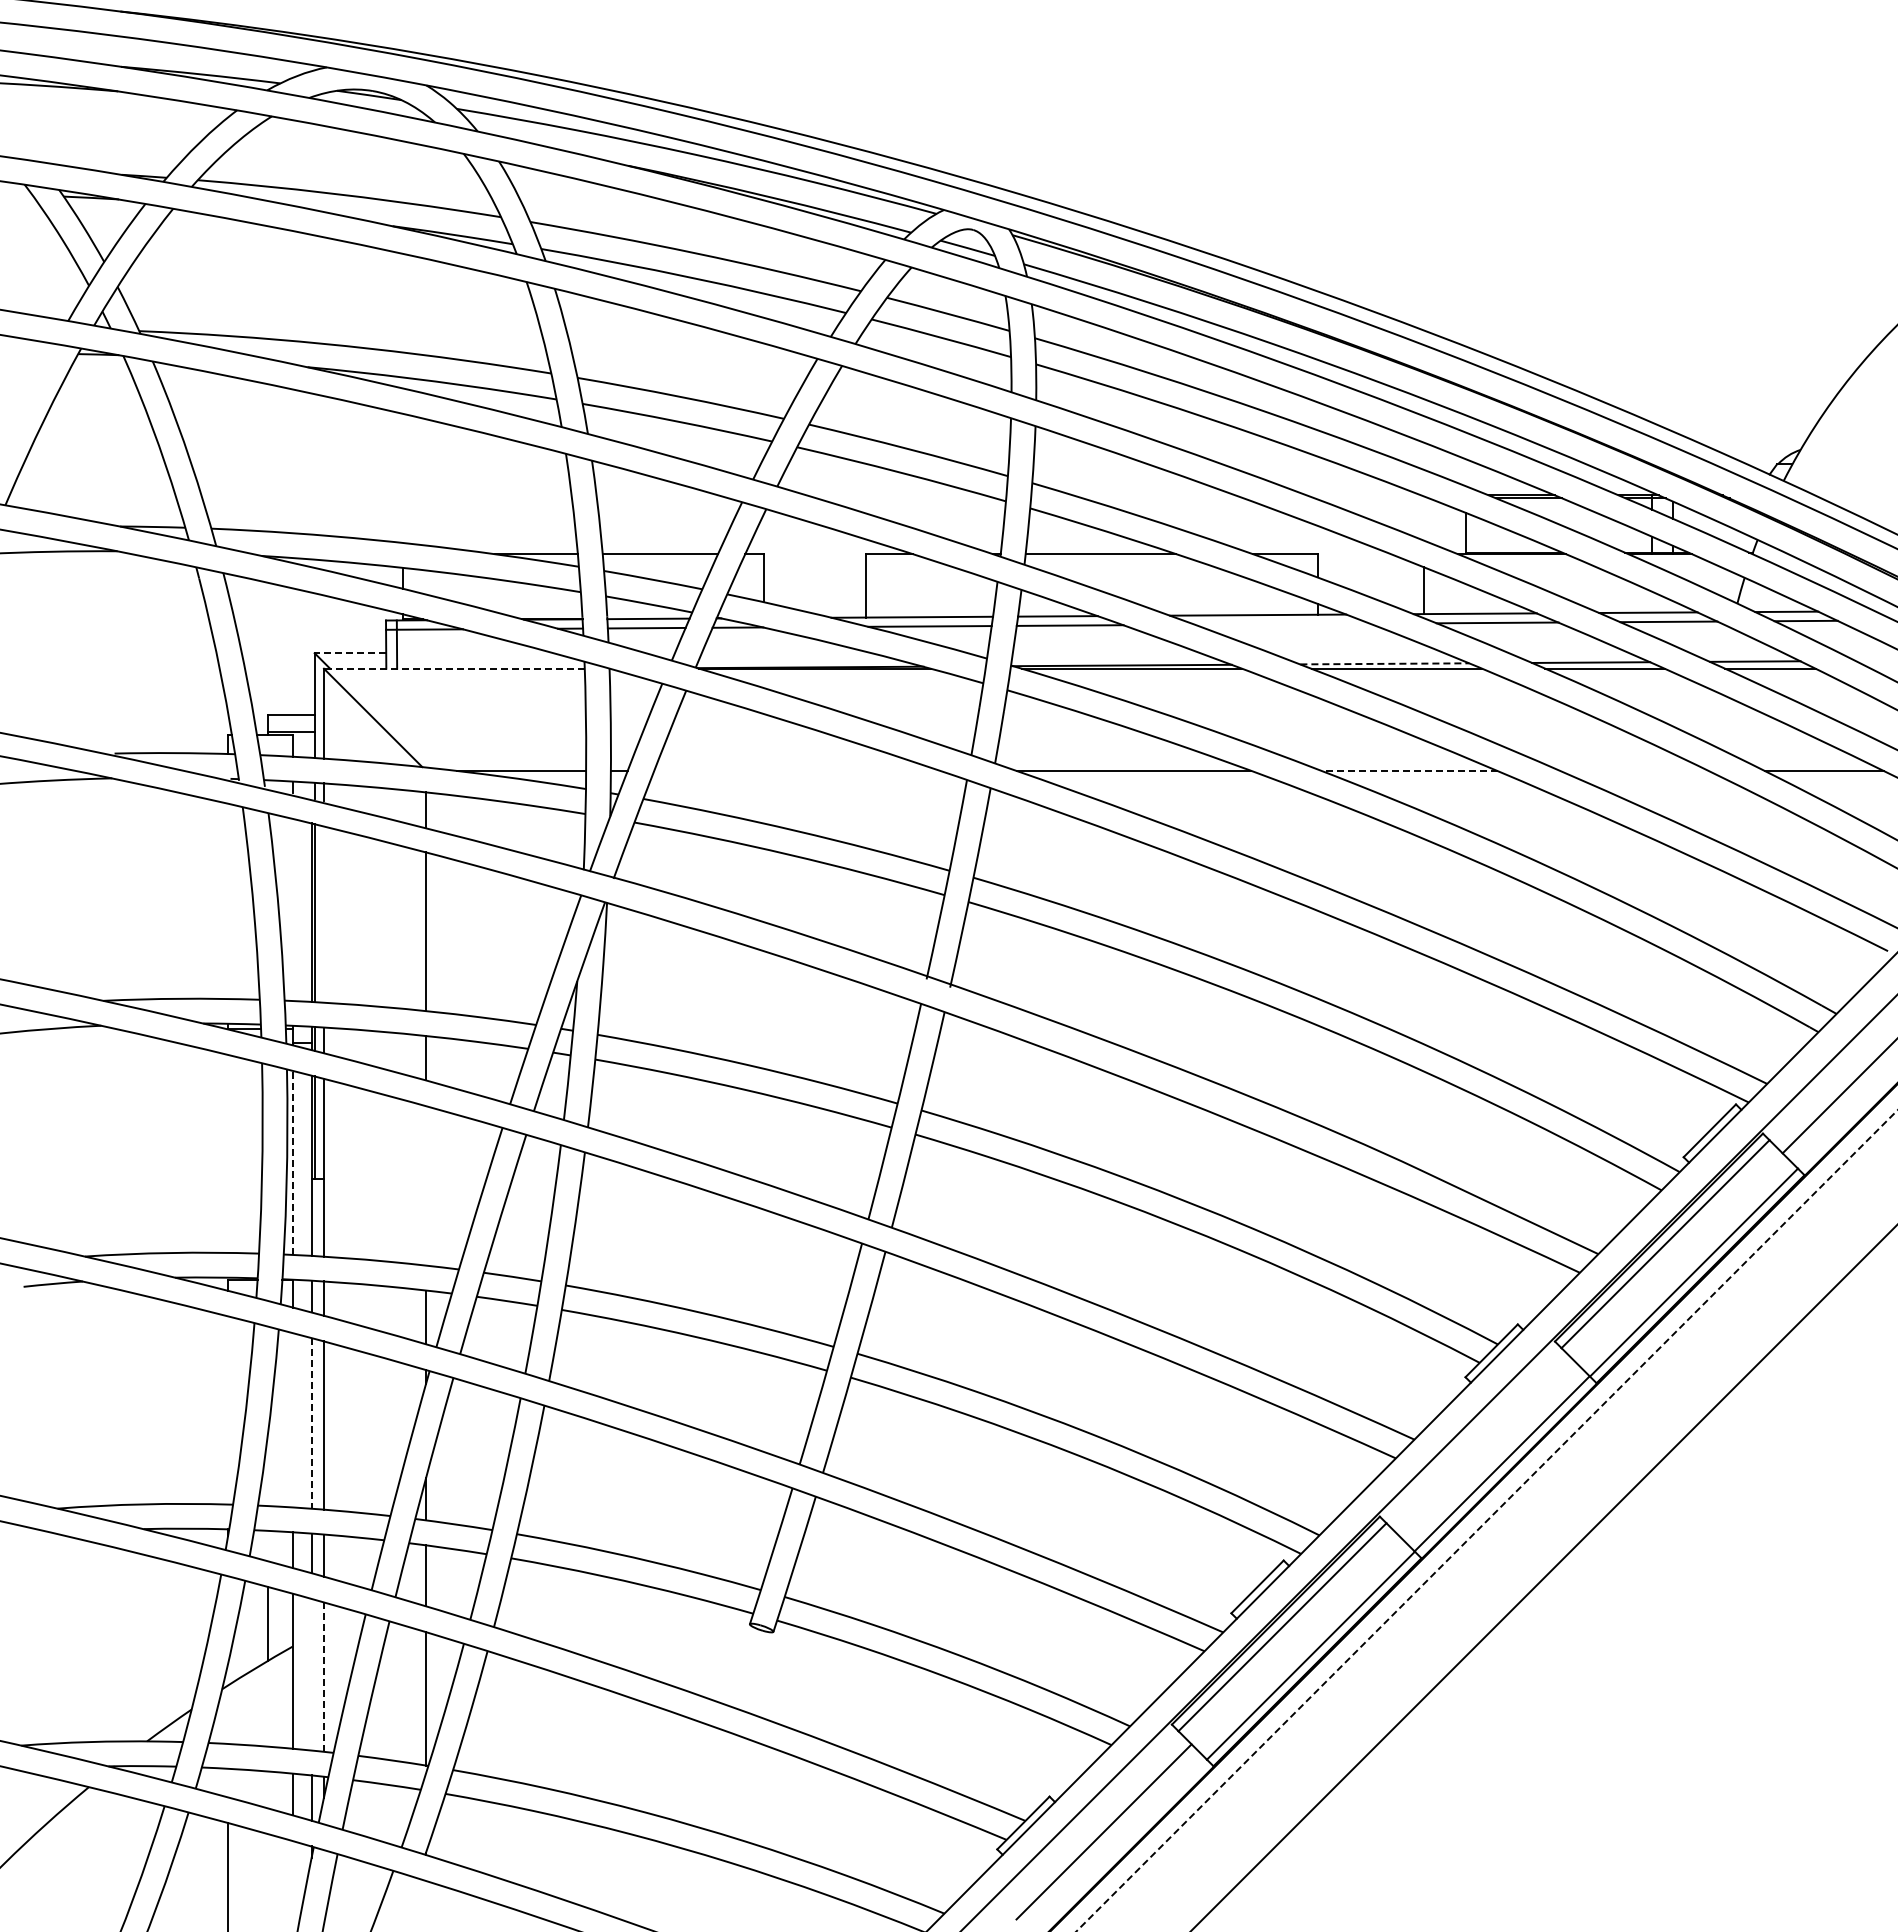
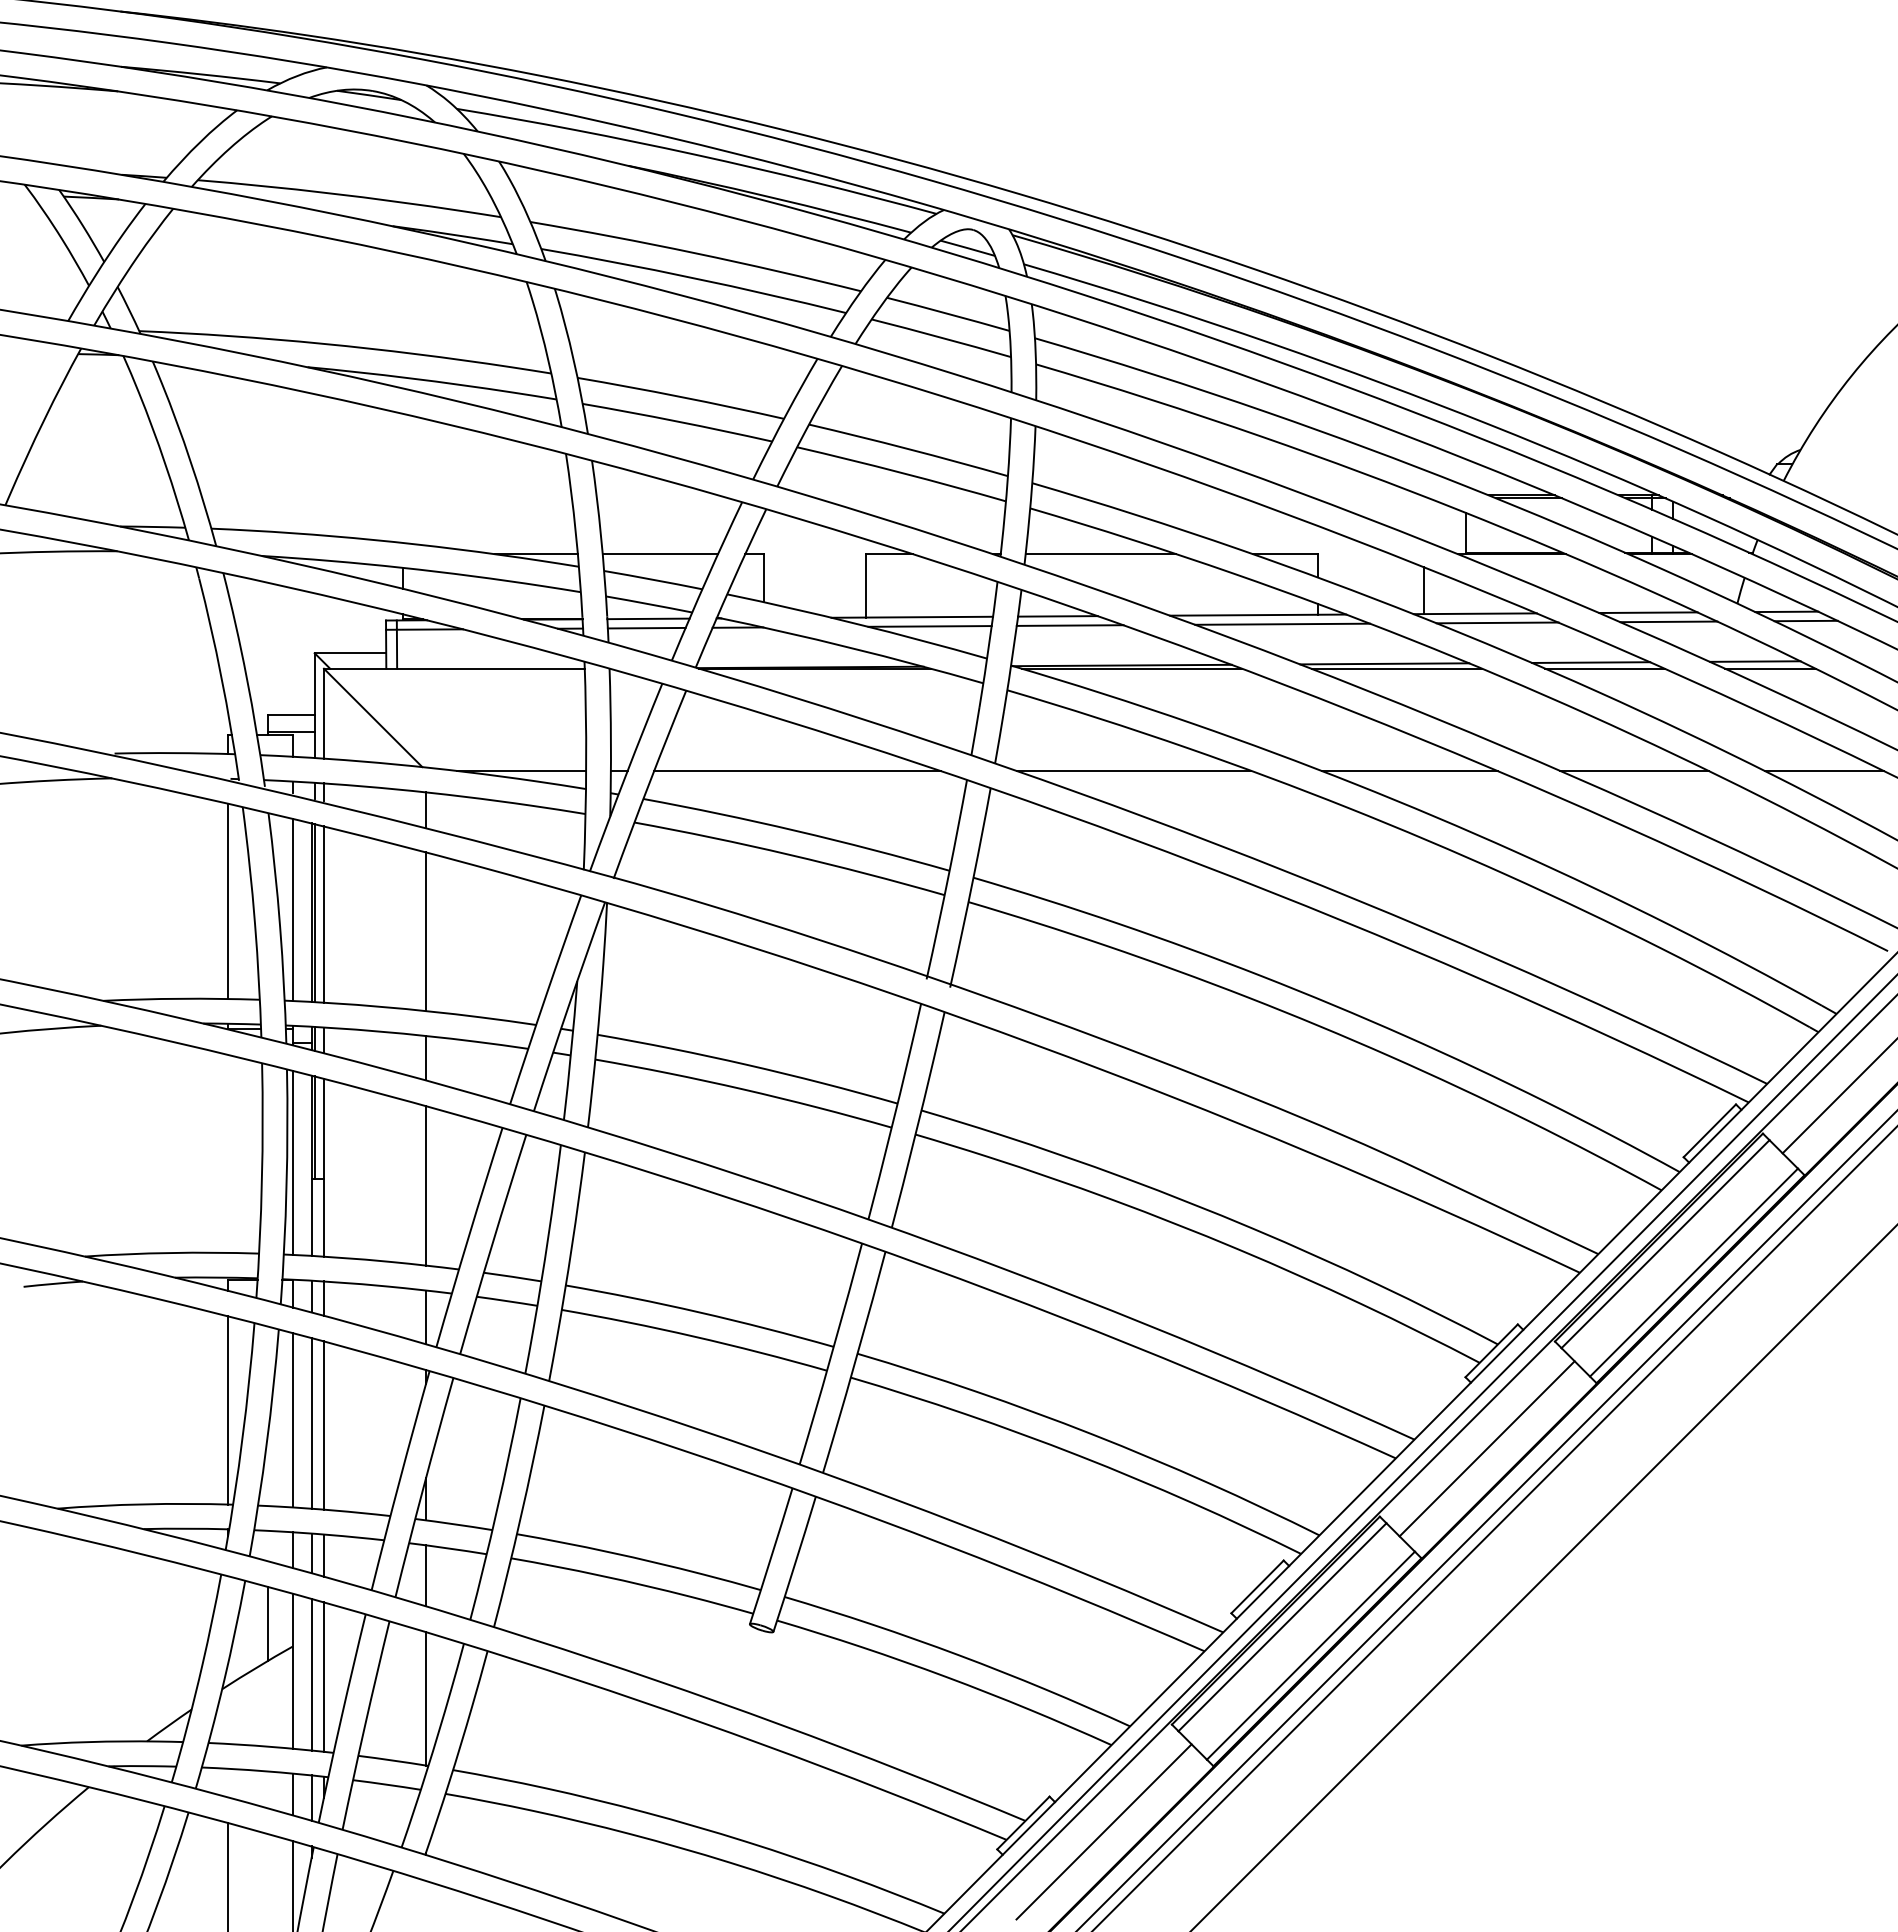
line: none -> present (1282, 623)
line: dashed -> solid (350, 653)
line: dashed -> solid (1385, 663)
line: dashed -> solid (453, 668)
line: none -> present (797, 770)
line: dashed -> solid (1409, 770)
line: none -> present (1634, 770)
line: none -> present (228, 900)
line: none -> present (293, 909)
line: none -> present (323, 914)
line: dashed -> solid (293, 1162)
line: none -> present (426, 1185)
line: none -> present (228, 1410)
line: none -> present (293, 1420)
line: dashed -> solid (311, 1423)
line: none -> present (1422, 1452)
line position: (1501, 1463) -> (1486, 1448) (1486, 1448)
line: dashed -> solid (1486, 1520)
line: none -> present (1494, 1528)
line: none -> present (311, 1674)
line: dashed -> solid (323, 1677)
line: none -> present (293, 1884)
